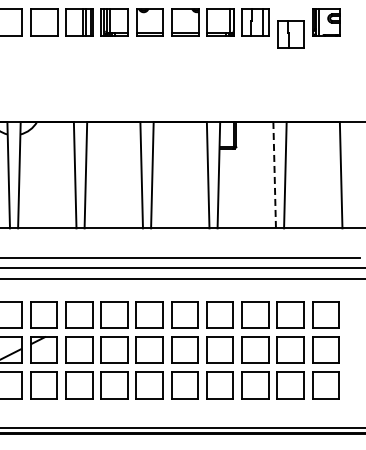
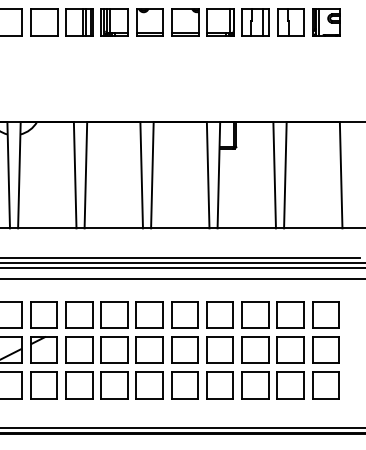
part position: (290, 34) -> (290, 22) (290, 22)
line: dashed -> solid (274, 175)
line: none -> present (182, 262)
